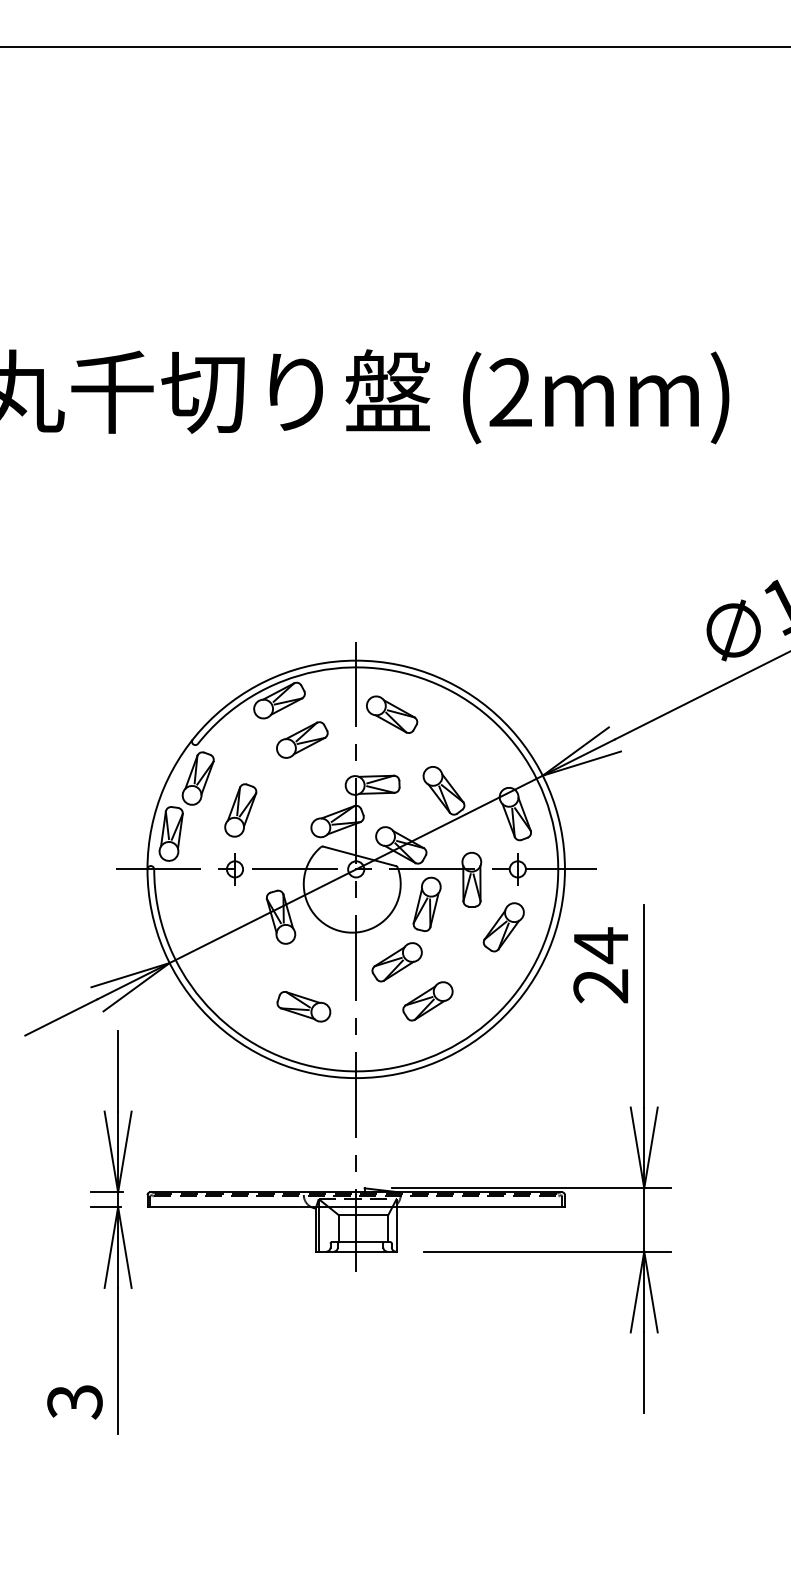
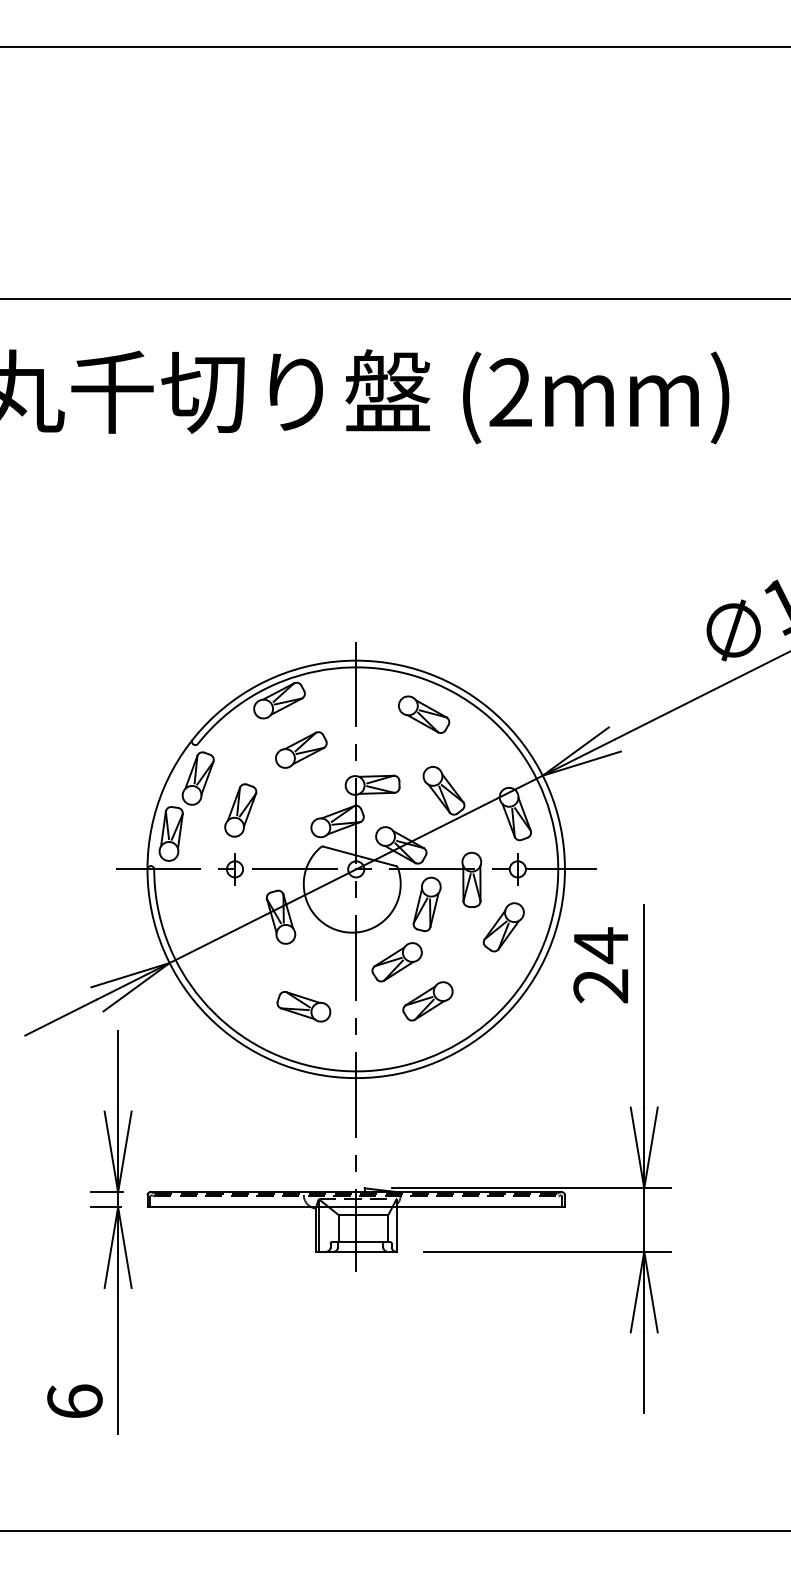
line: none -> present (394, 299)
part position: (392, 714) -> (424, 714) (424, 714)
part position: (302, 739) -> (301, 749) (301, 749)
text: 3 -> 6 (74, 1401)
line: none -> present (394, 1530)
